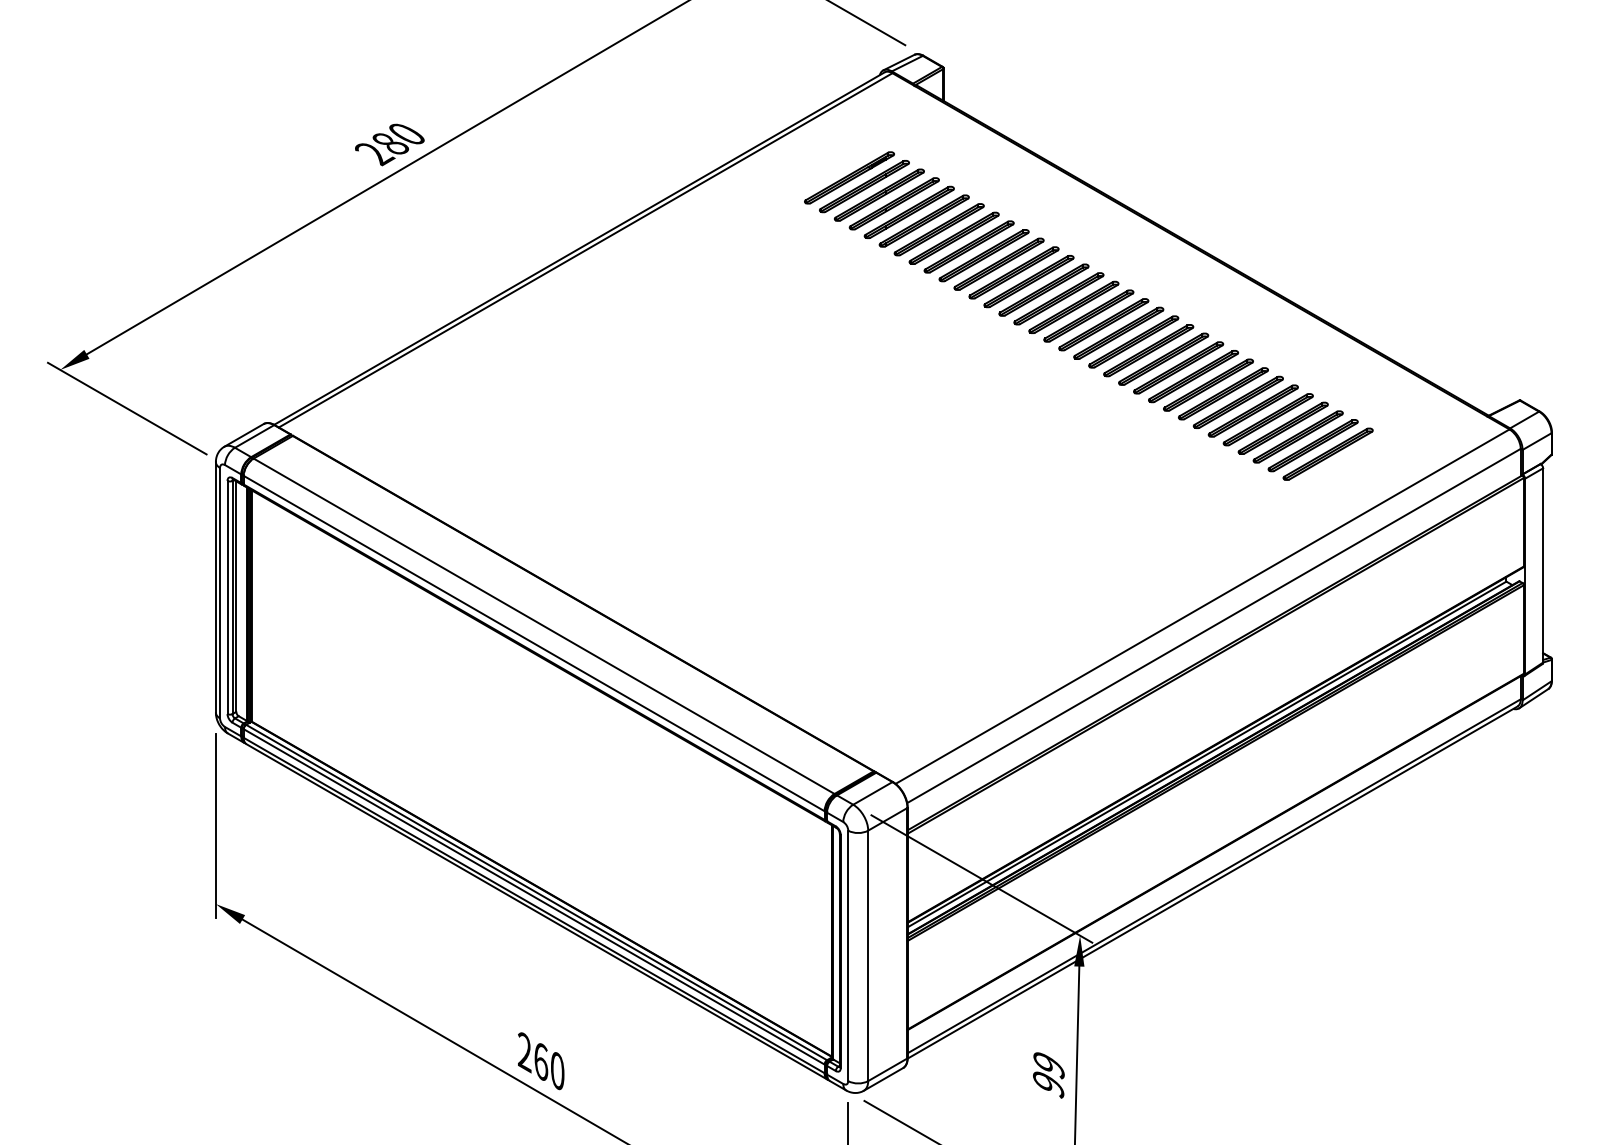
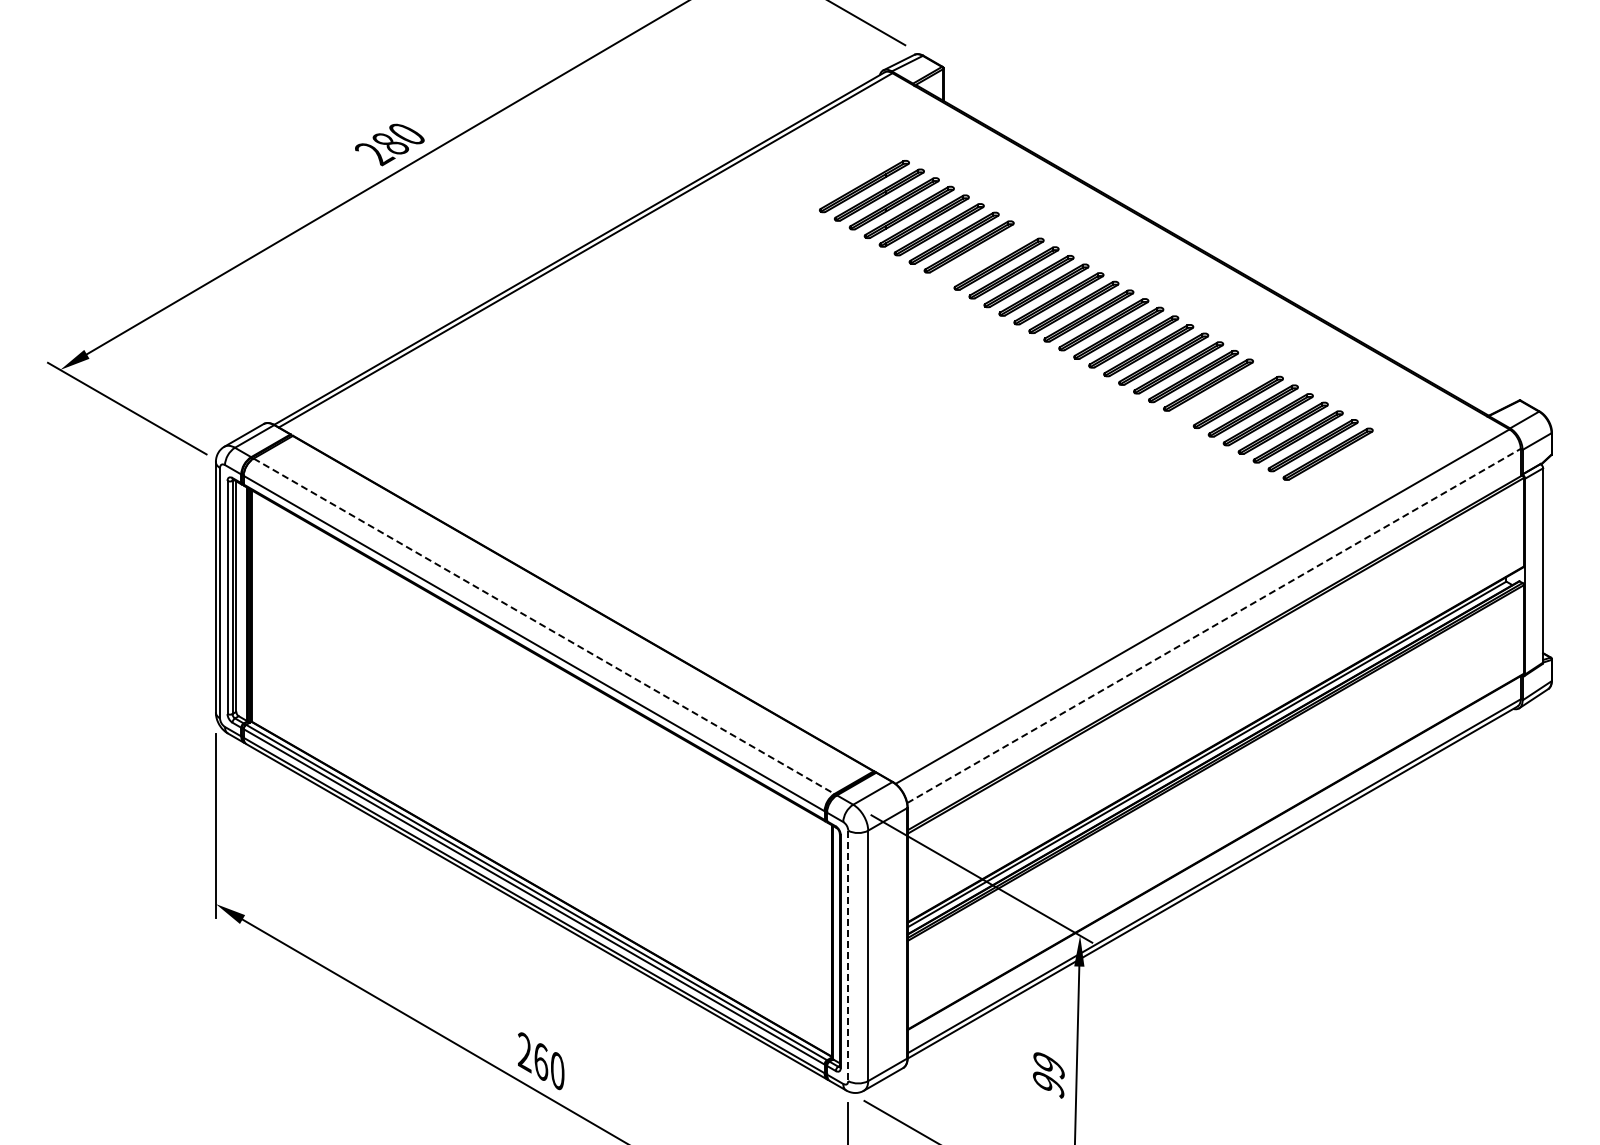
part: present -> none (849, 177)
part: present -> none (983, 255)
part: present -> none (1223, 393)
line: solid -> dashed (1214, 625)
line: solid -> dashed (544, 626)
line: solid -> dashed (848, 956)
